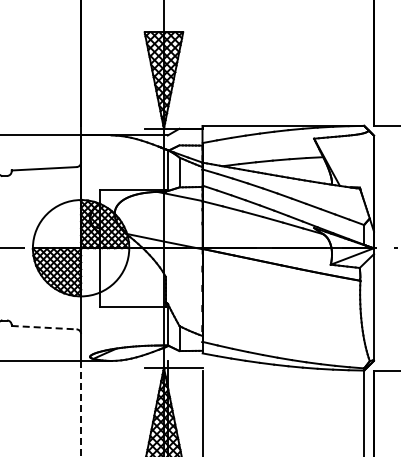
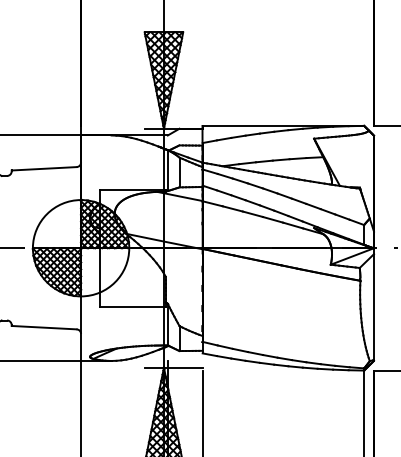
line: dashed -> solid (44, 327)
line: dashed -> solid (81, 408)
